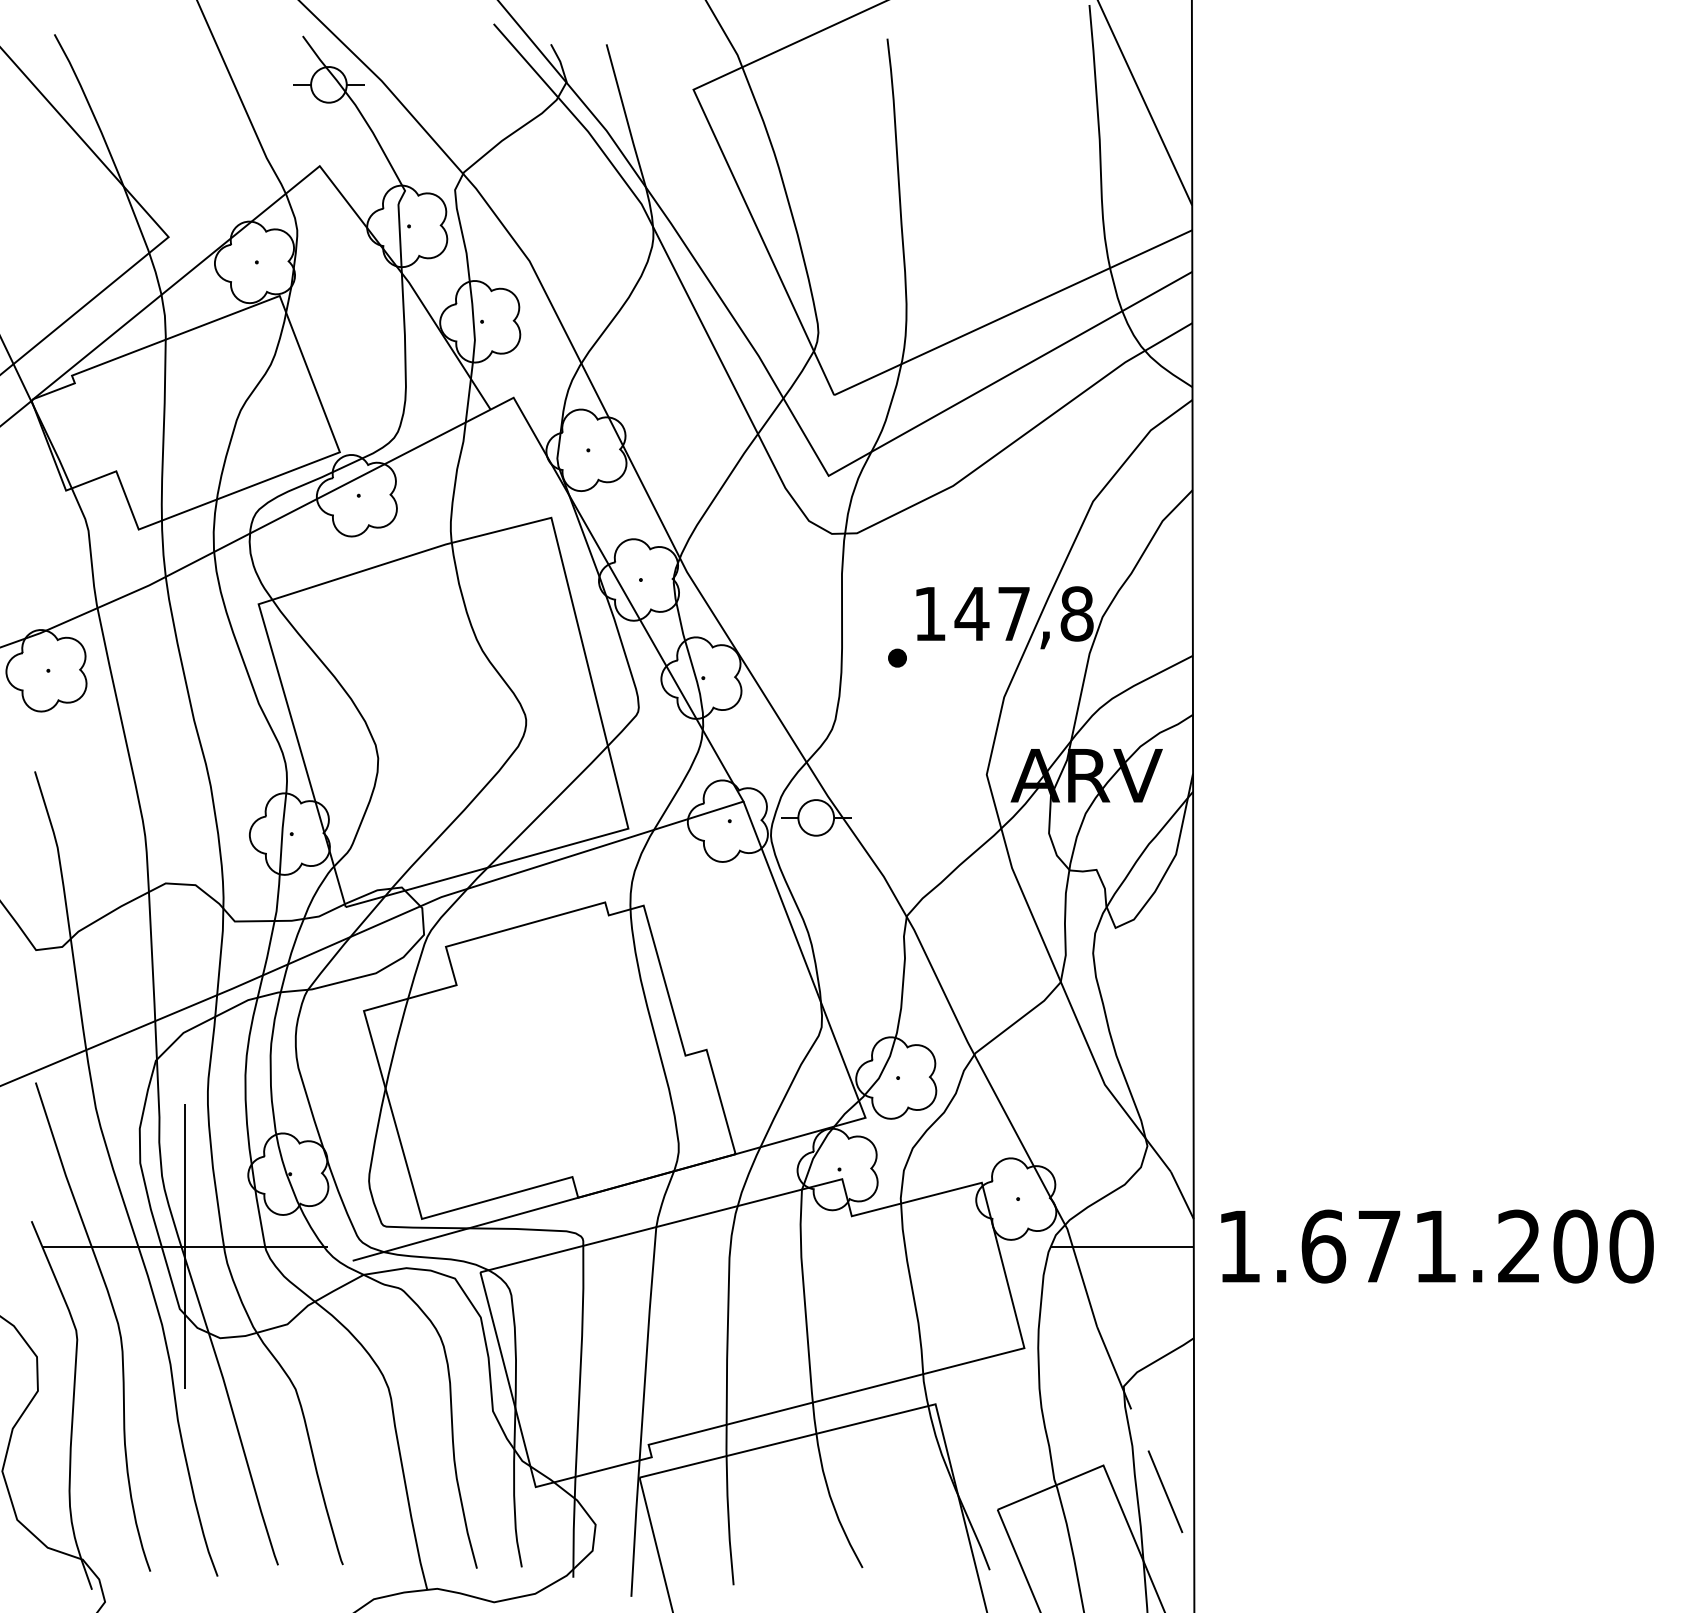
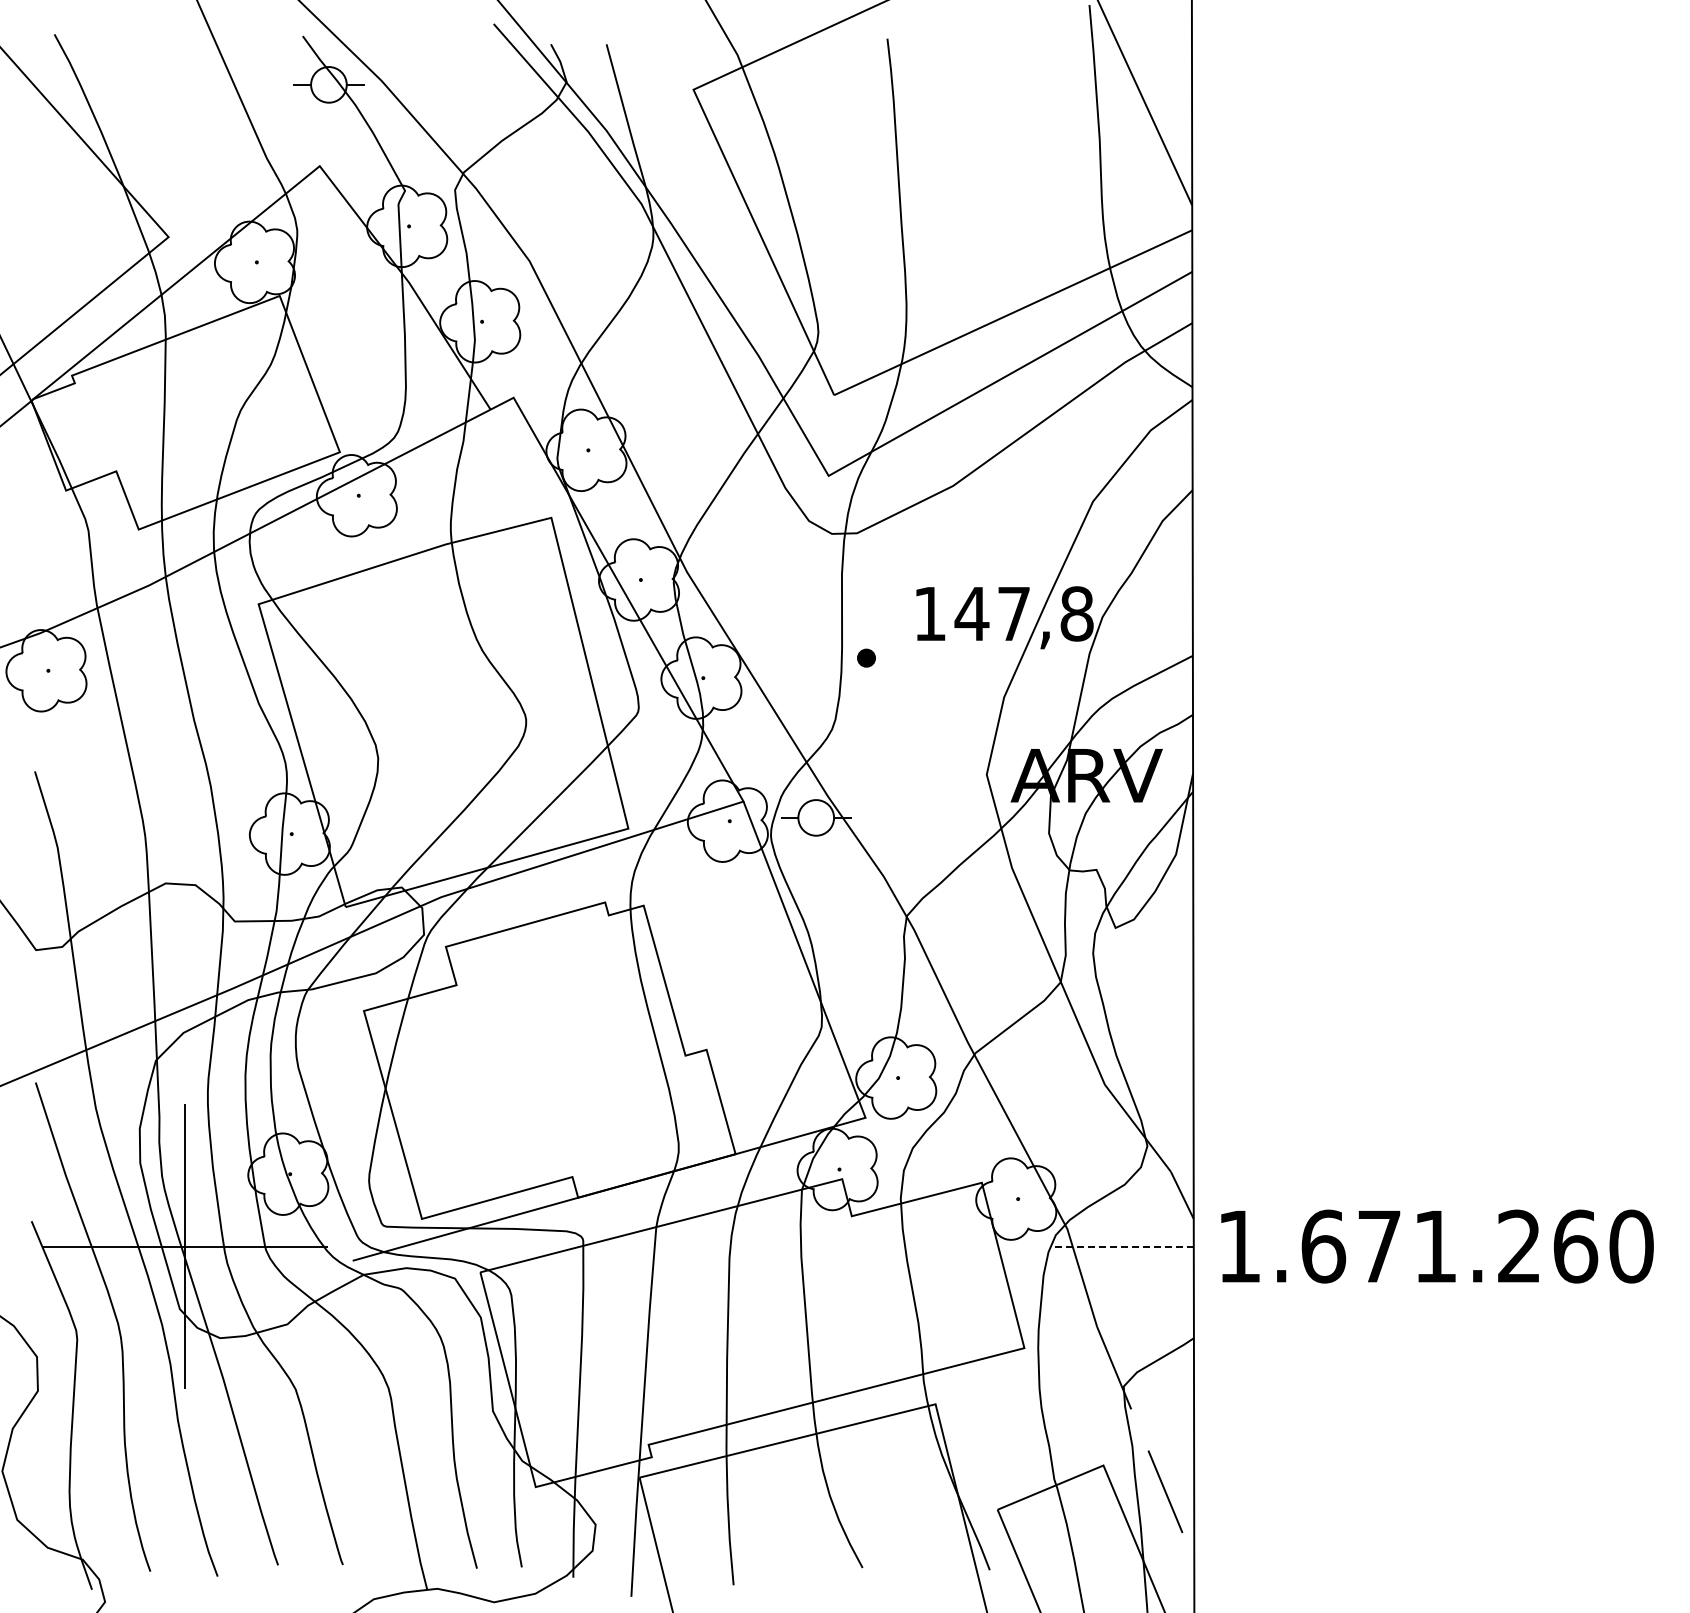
part position: (897, 657) -> (866, 657) (866, 657)
line: solid -> dashed (1121, 1246)
text: 1.671.200 -> 1.671.260 (1575, 1246)
